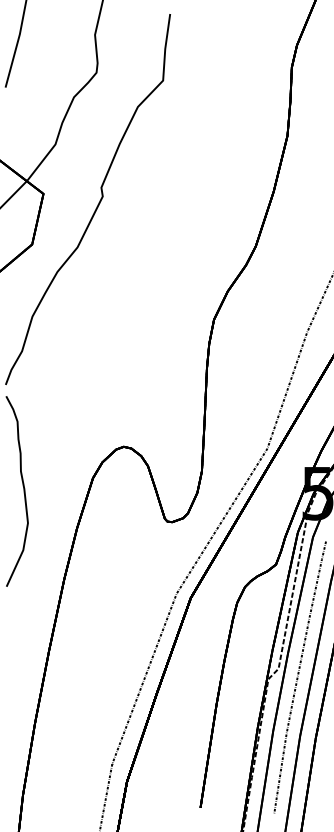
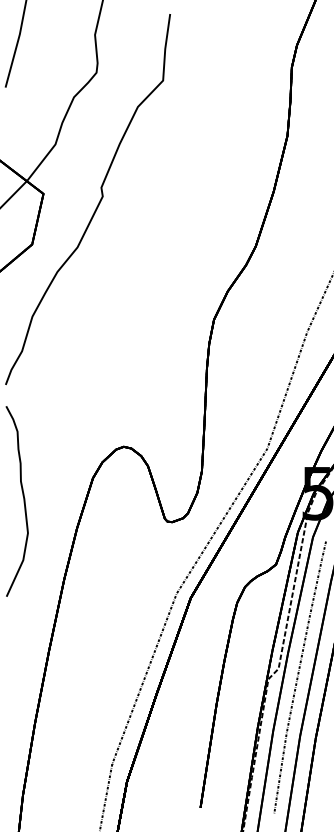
curve position: (23, 491) -> (23, 501) (23, 501)
